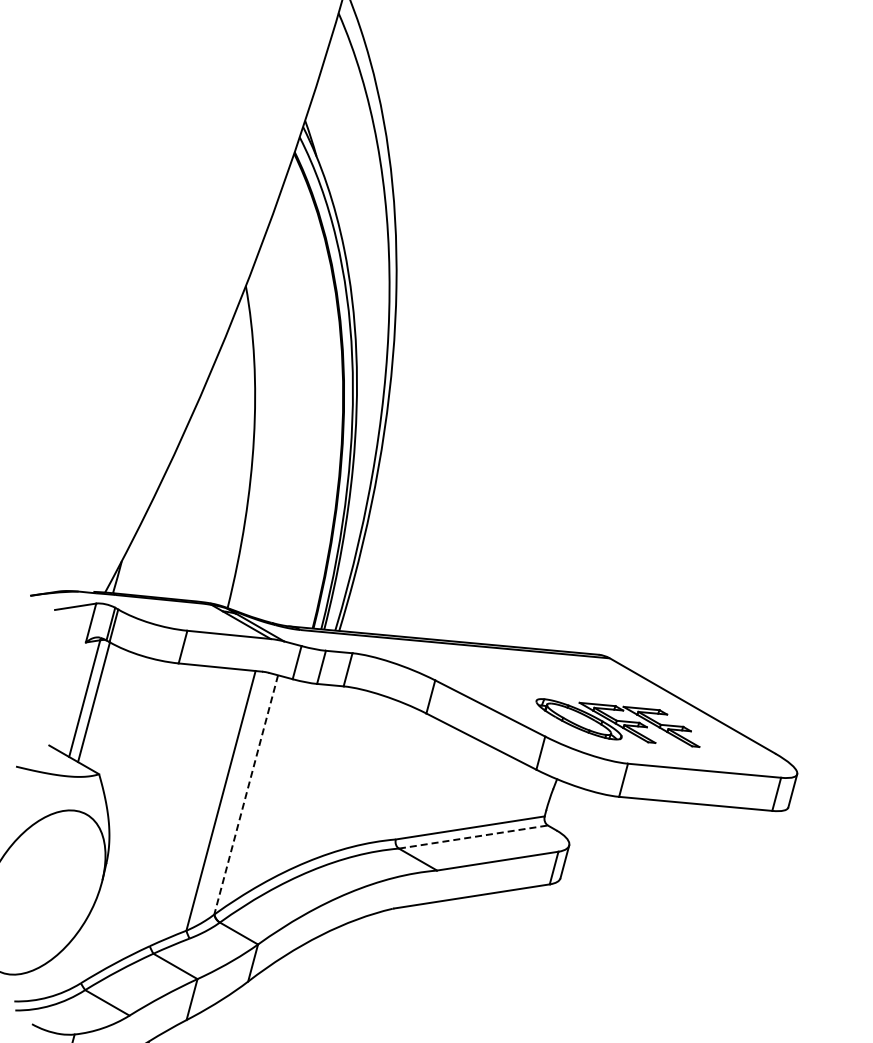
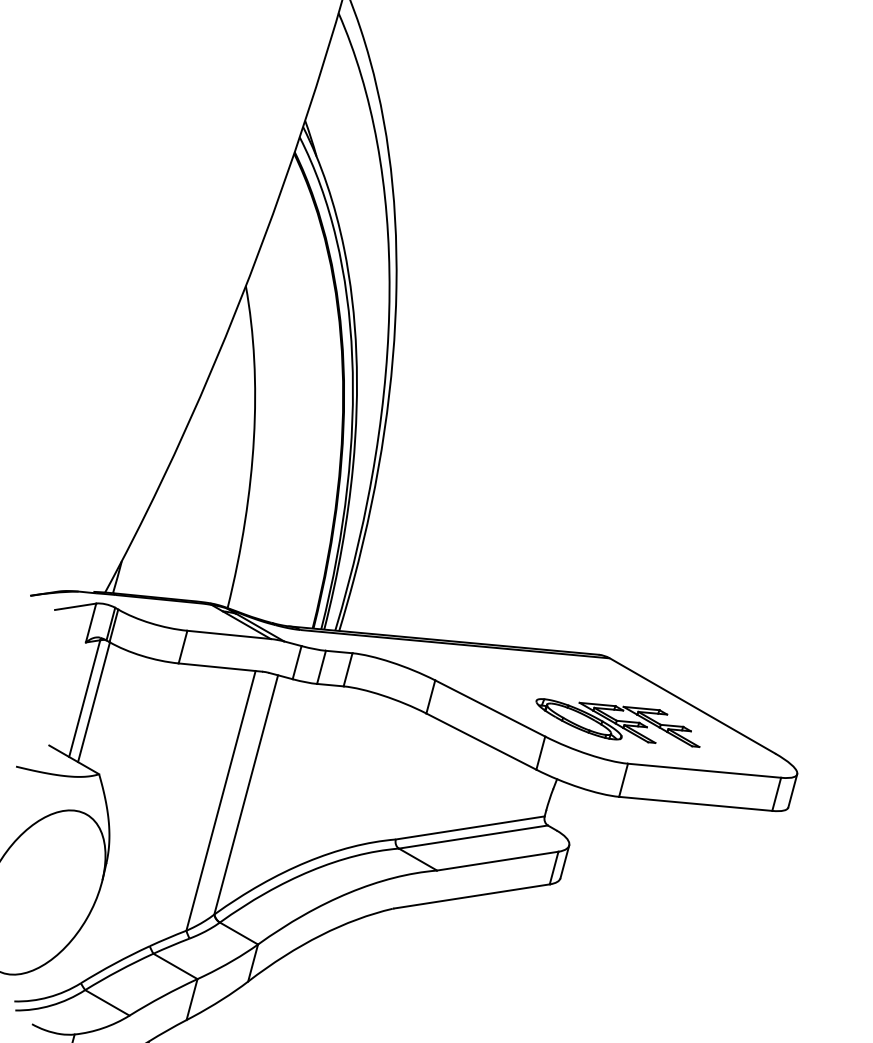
line: dashed -> solid (246, 794)
line: dashed -> solid (473, 836)
